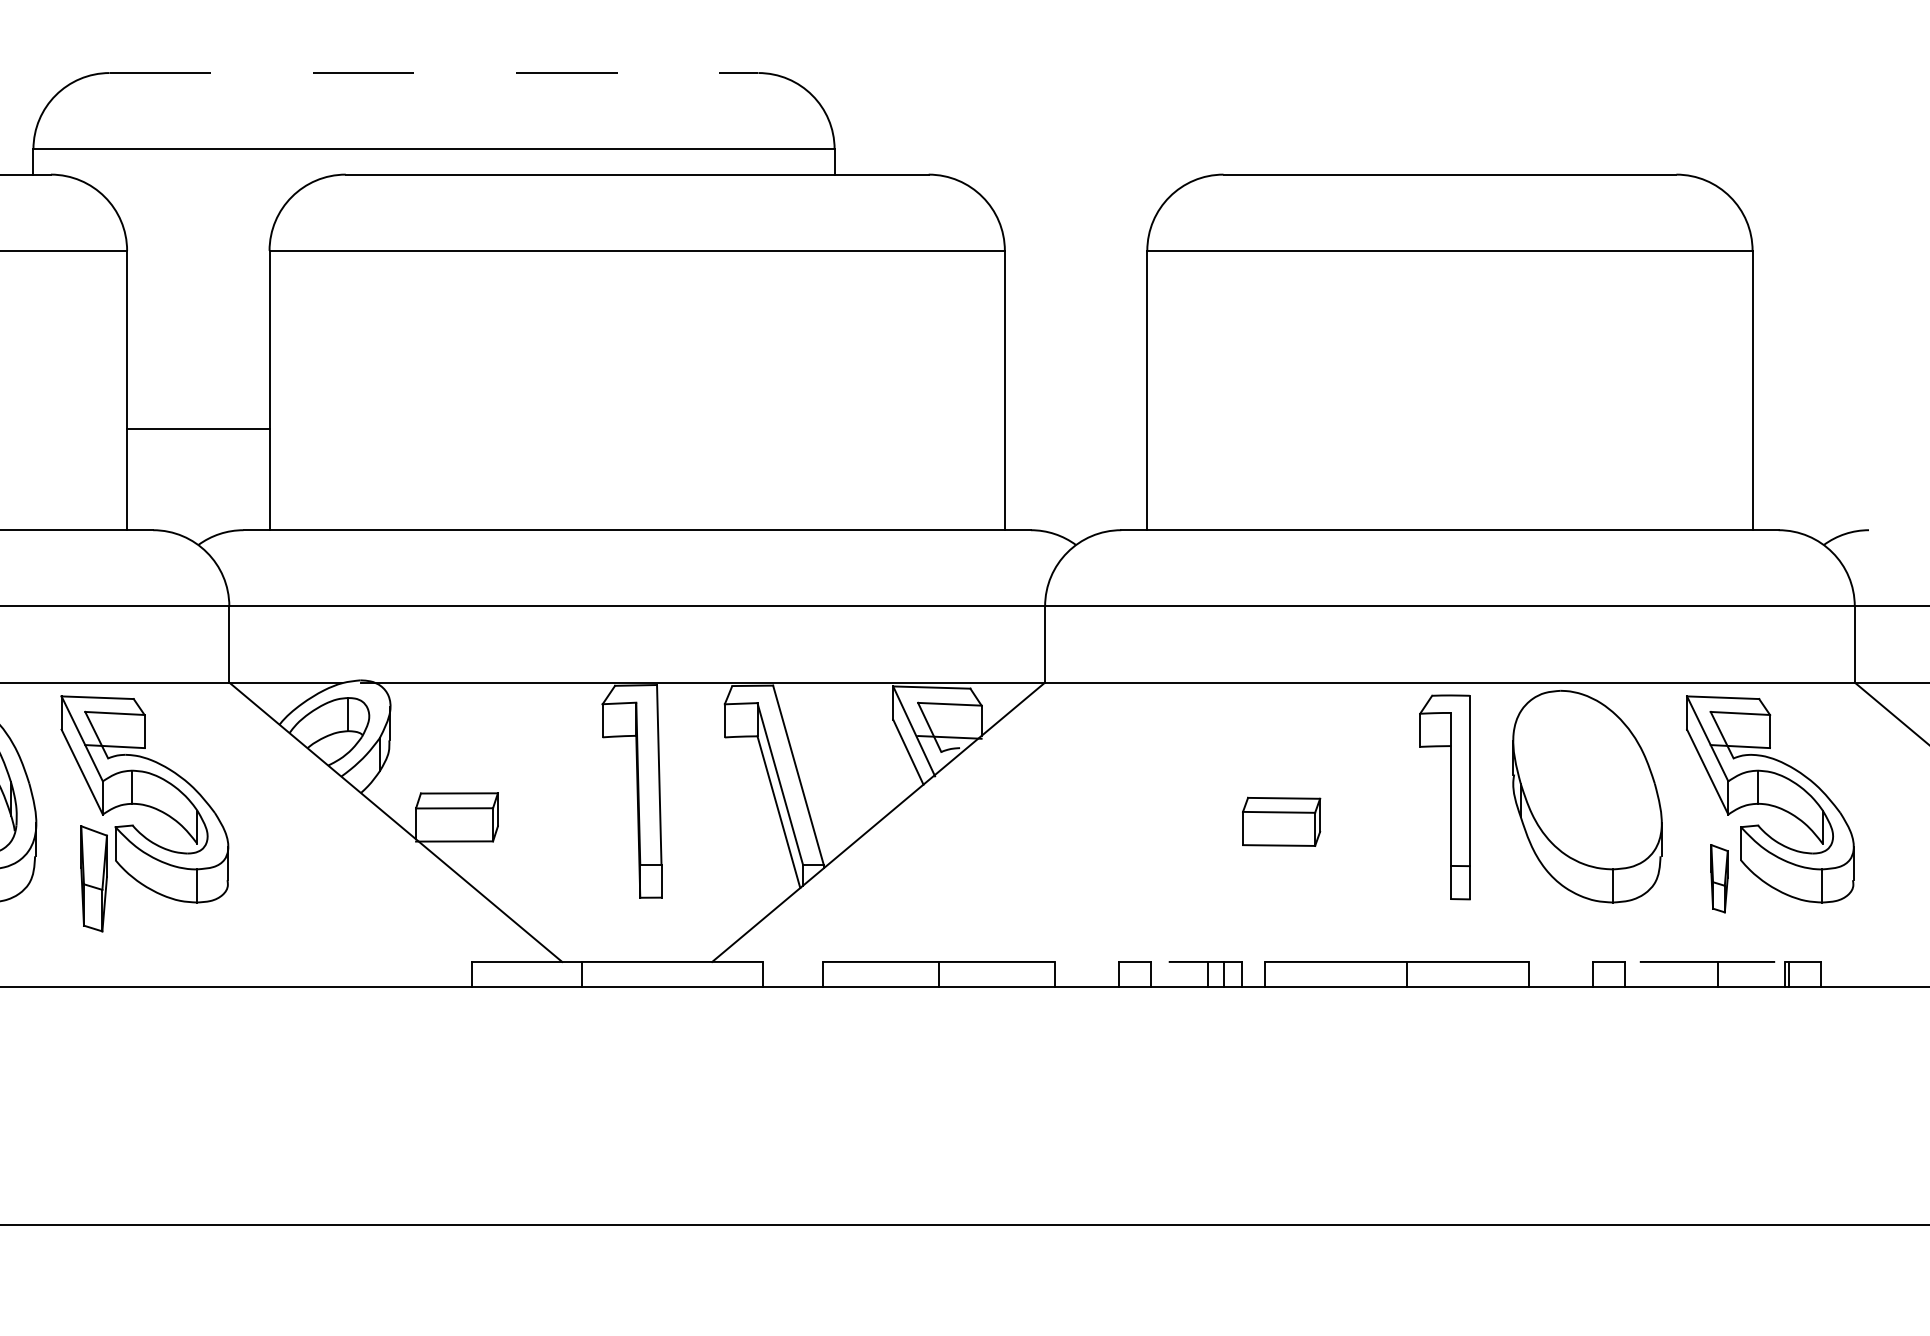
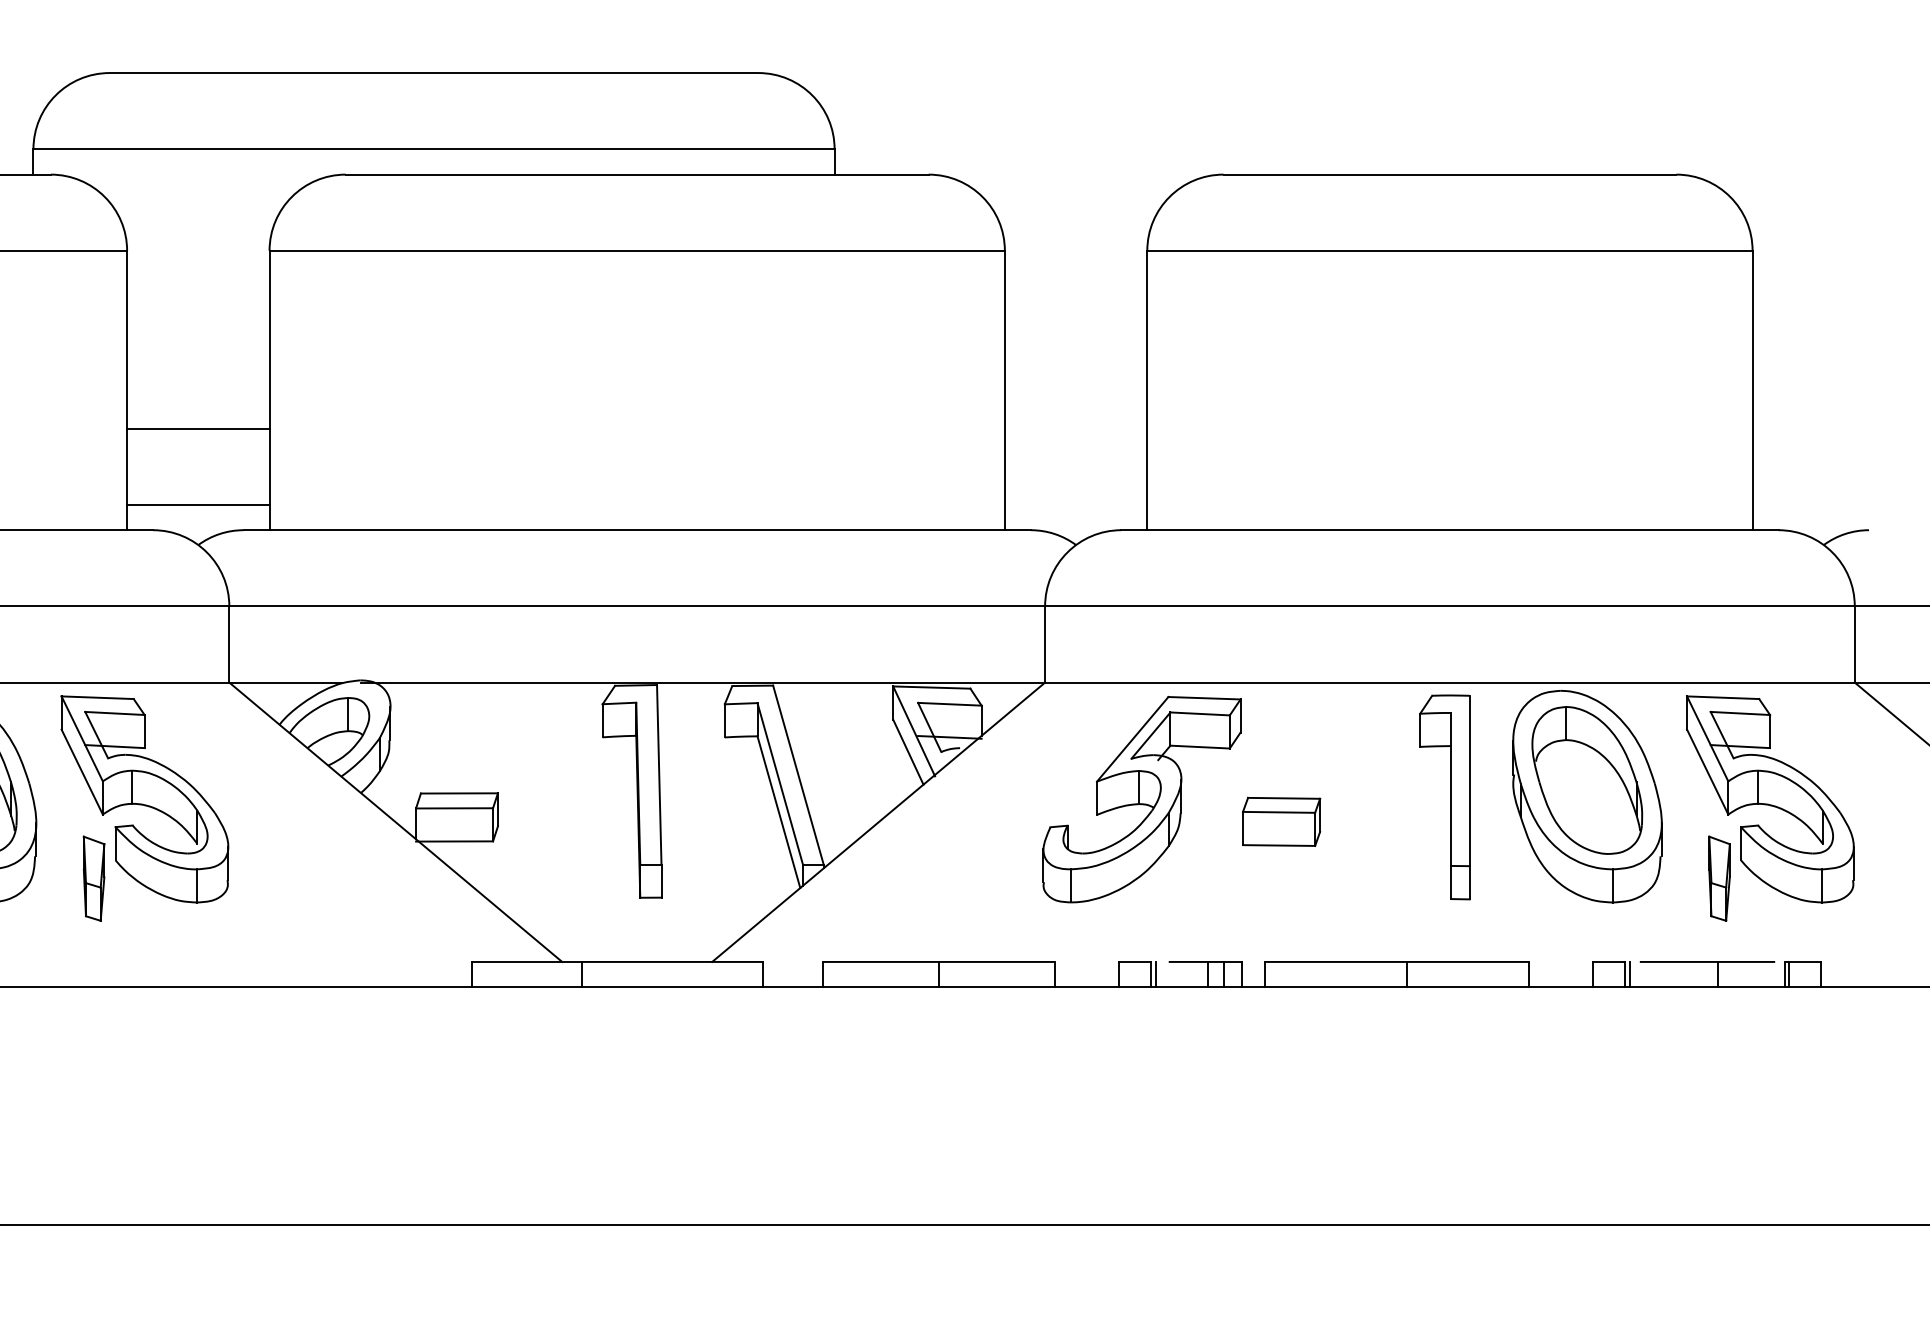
line: dashed -> solid (434, 73)
line: none -> present (198, 504)
part: none -> present (1587, 780)
part: none -> present (1141, 799)
part size: 28x108 px -> 24x87 px (93, 878)
part size: 19x70 px -> 23x87 px (1719, 878)
line: none -> present (1156, 974)
line: none -> present (1629, 974)
